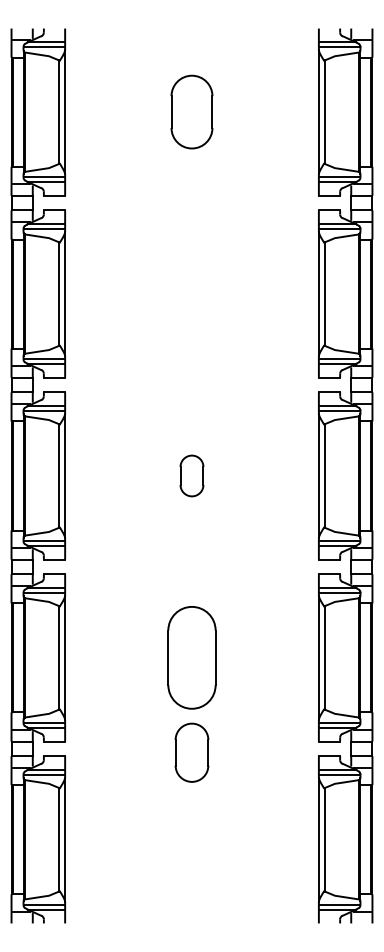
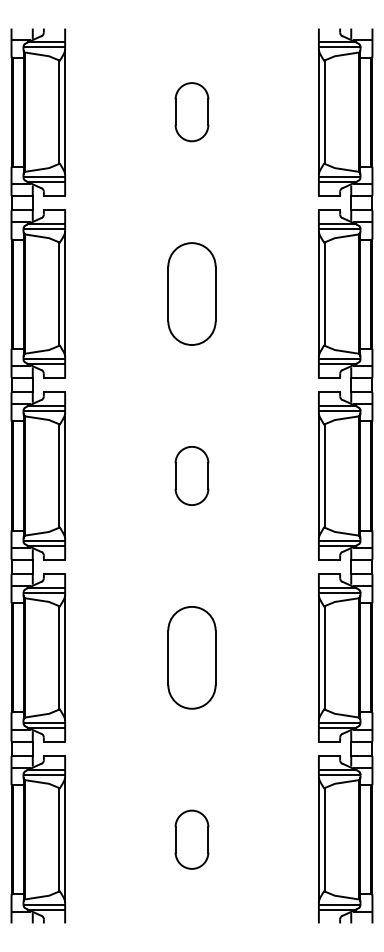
part size: 44x76 px -> 36x61 px (191, 112)
part: none -> present (191, 293)
part size: 26x44 px -> 36x60 px (191, 475)
part position: (191, 752) -> (191, 839) (191, 839)
